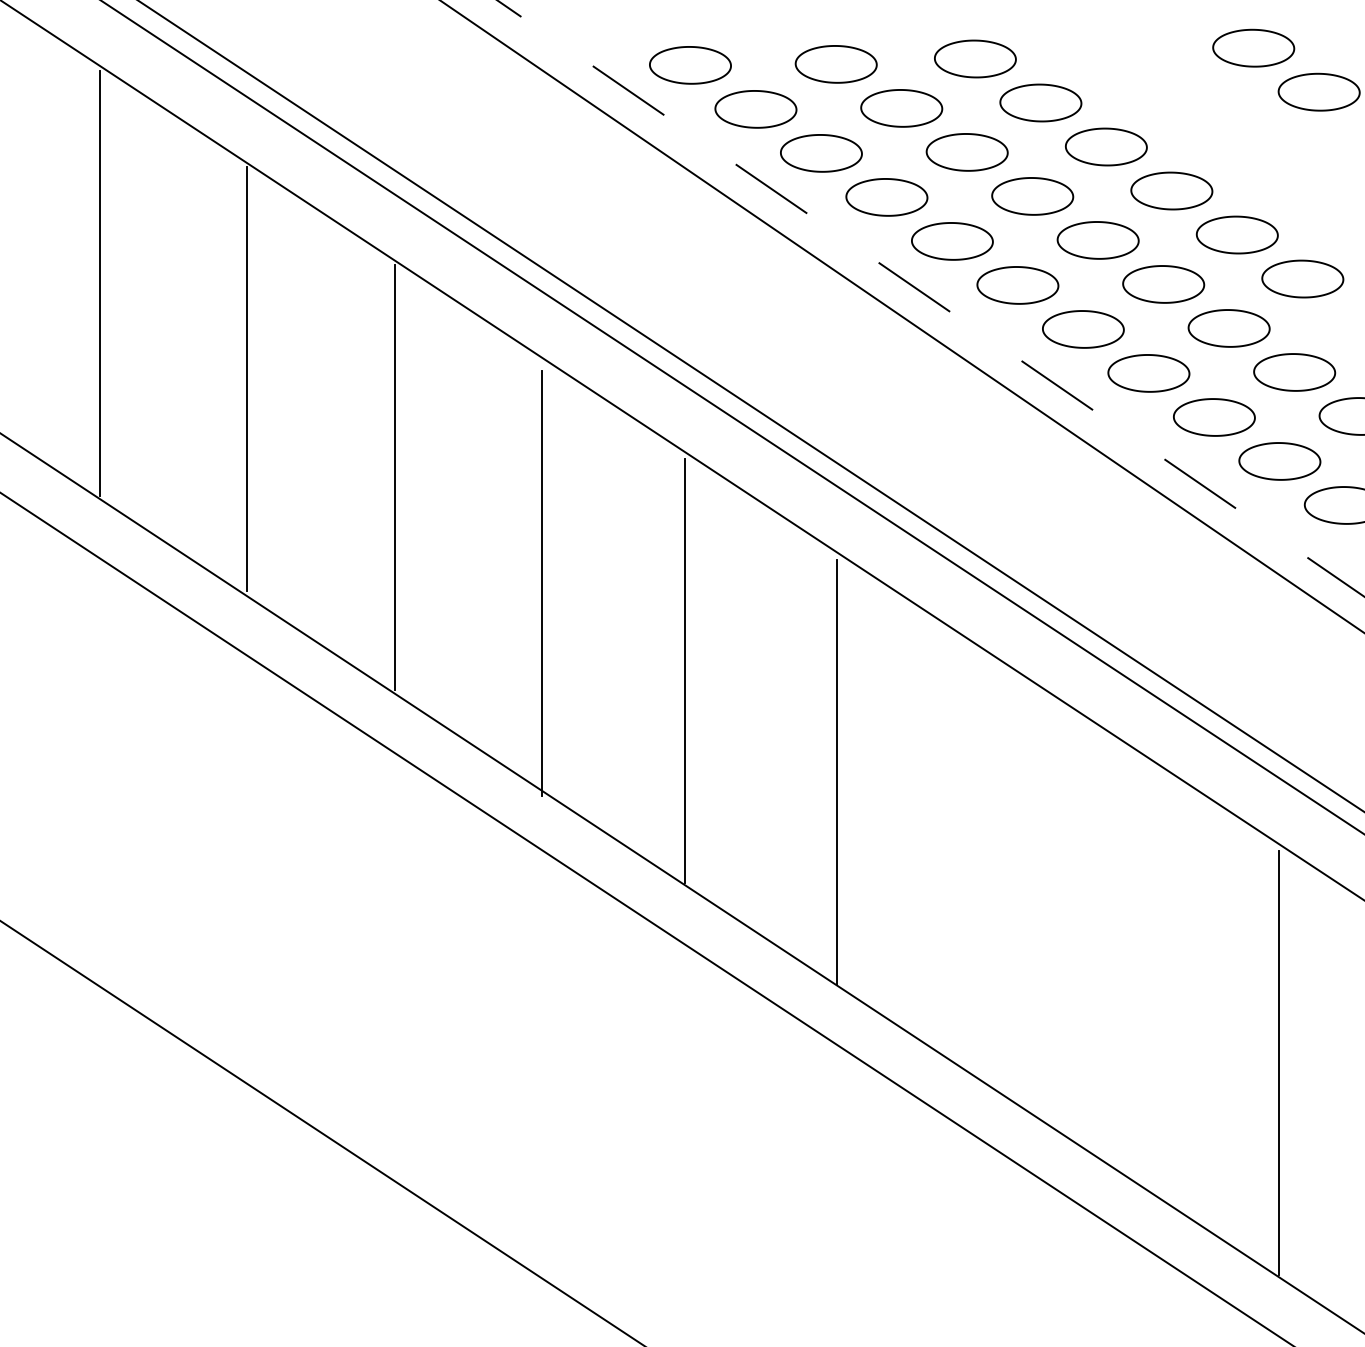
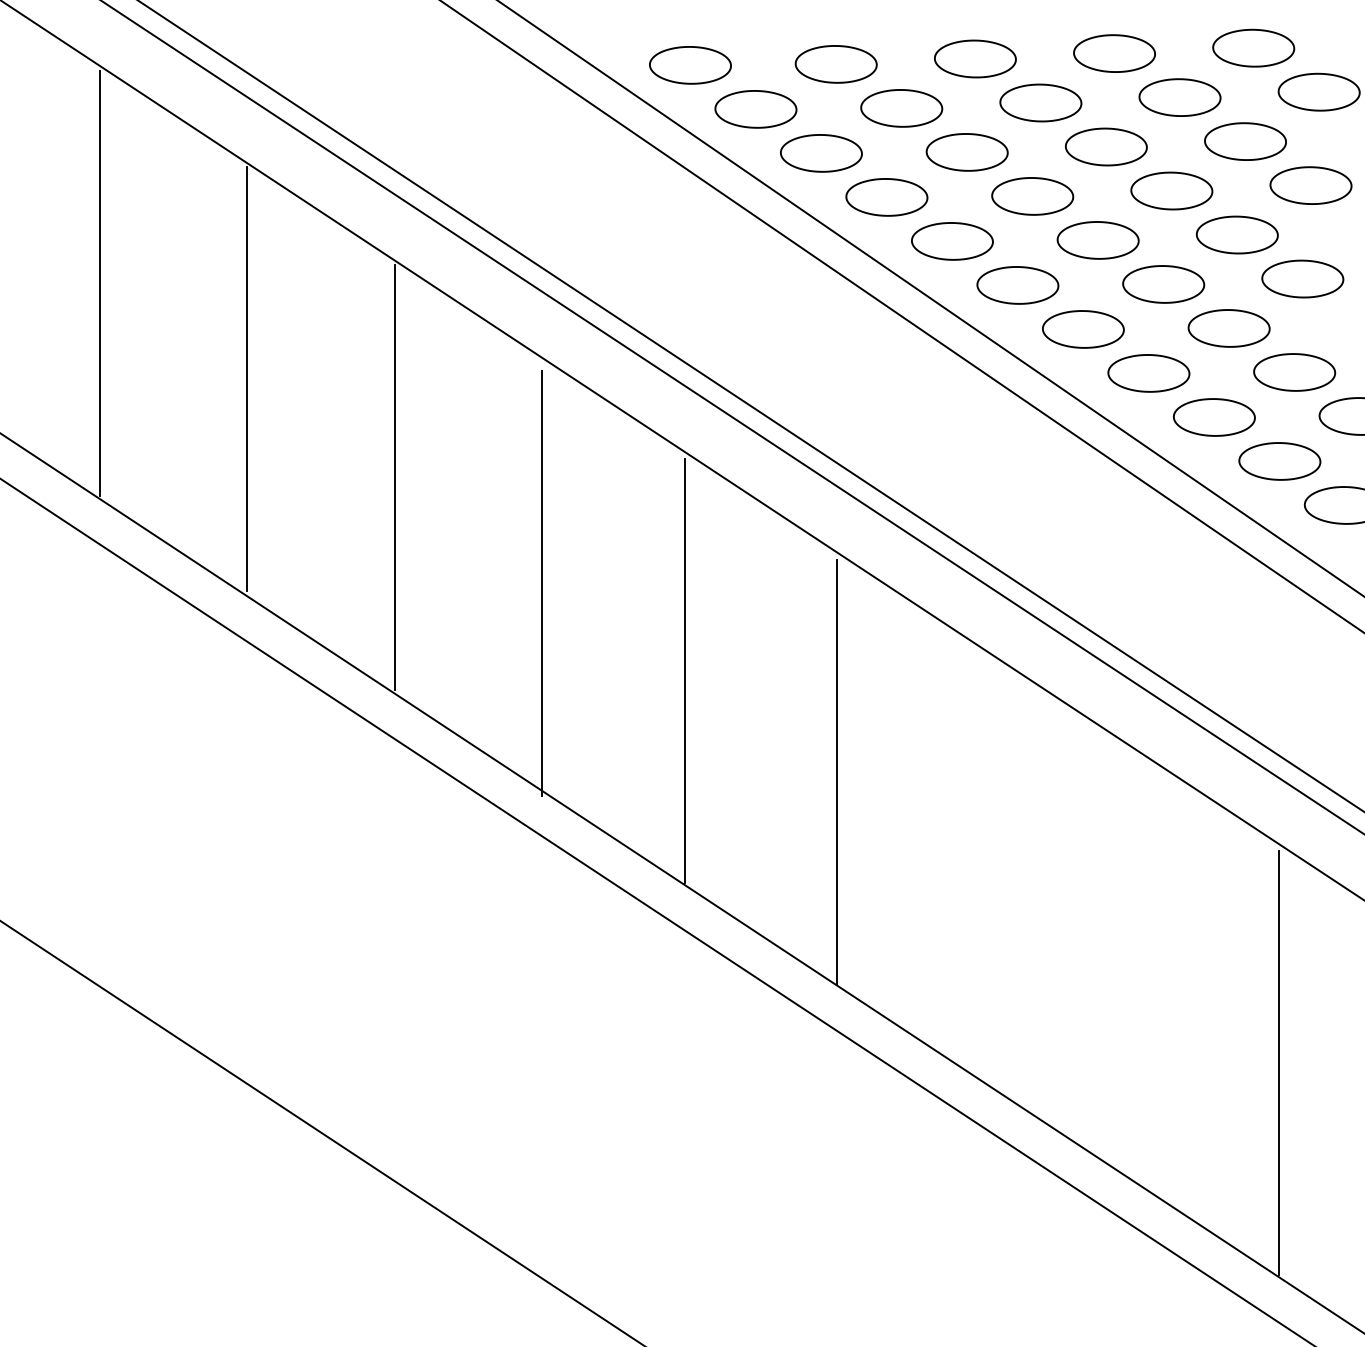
part: none -> present (1208, 112)
line: dashed -> solid (930, 298)
line position: (646, 918) -> (656, 911) (656, 911)
